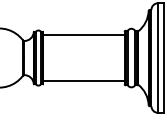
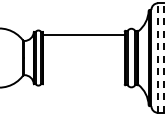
line: solid -> dashed (158, 58)
line: solid -> dashed (164, 58)
line: present -> none (83, 81)
